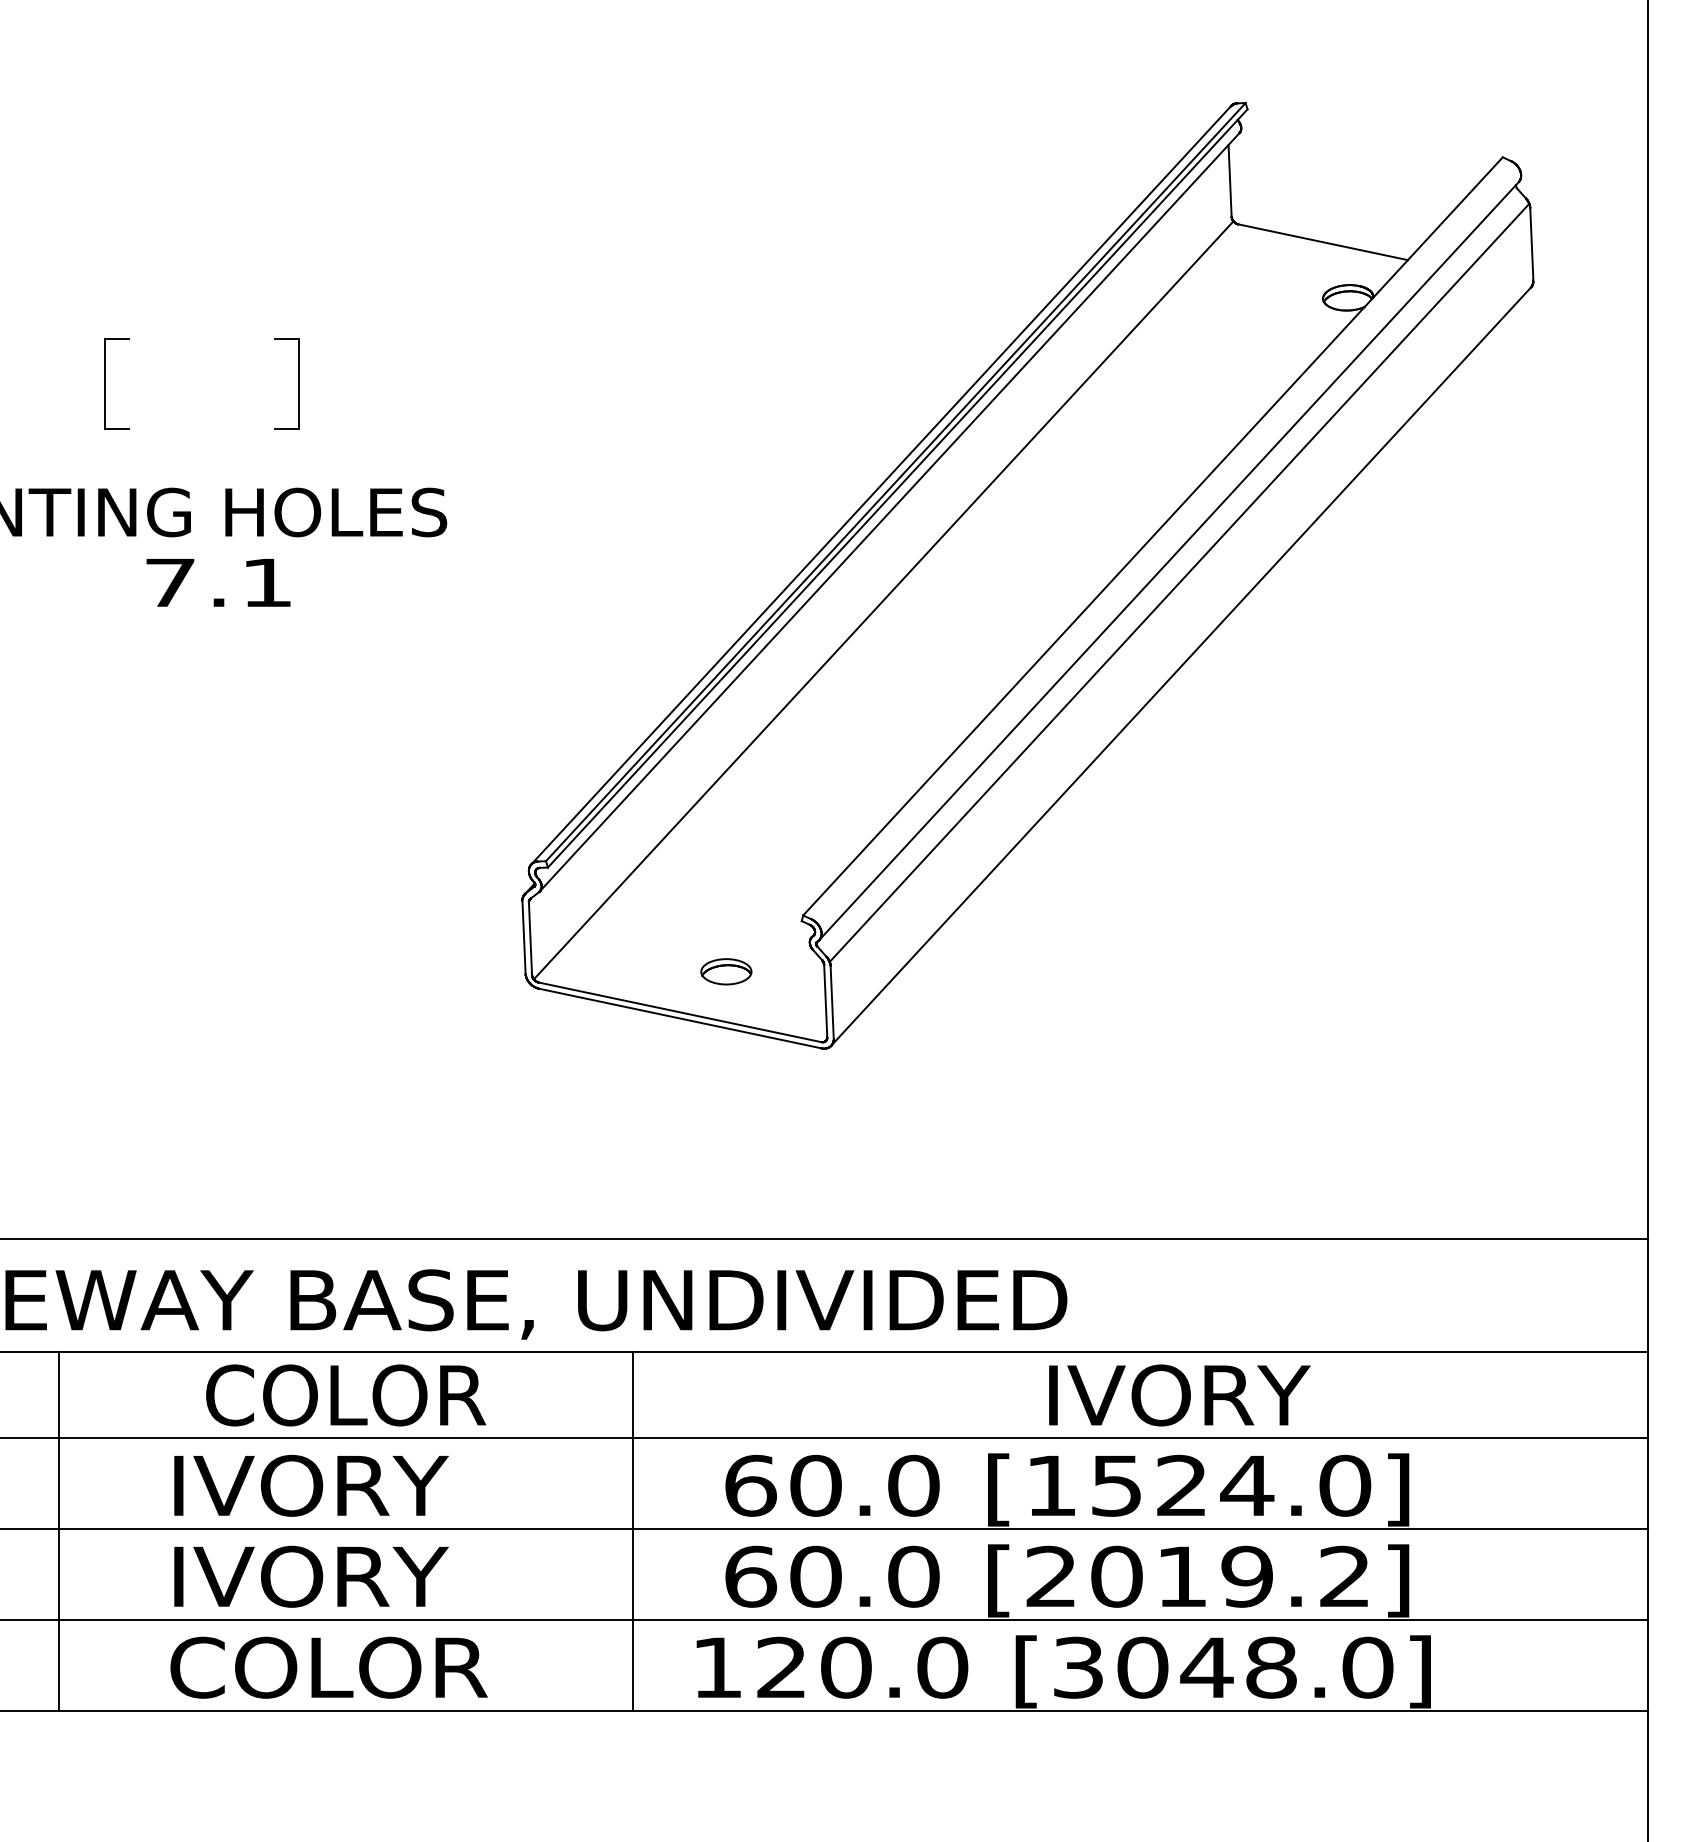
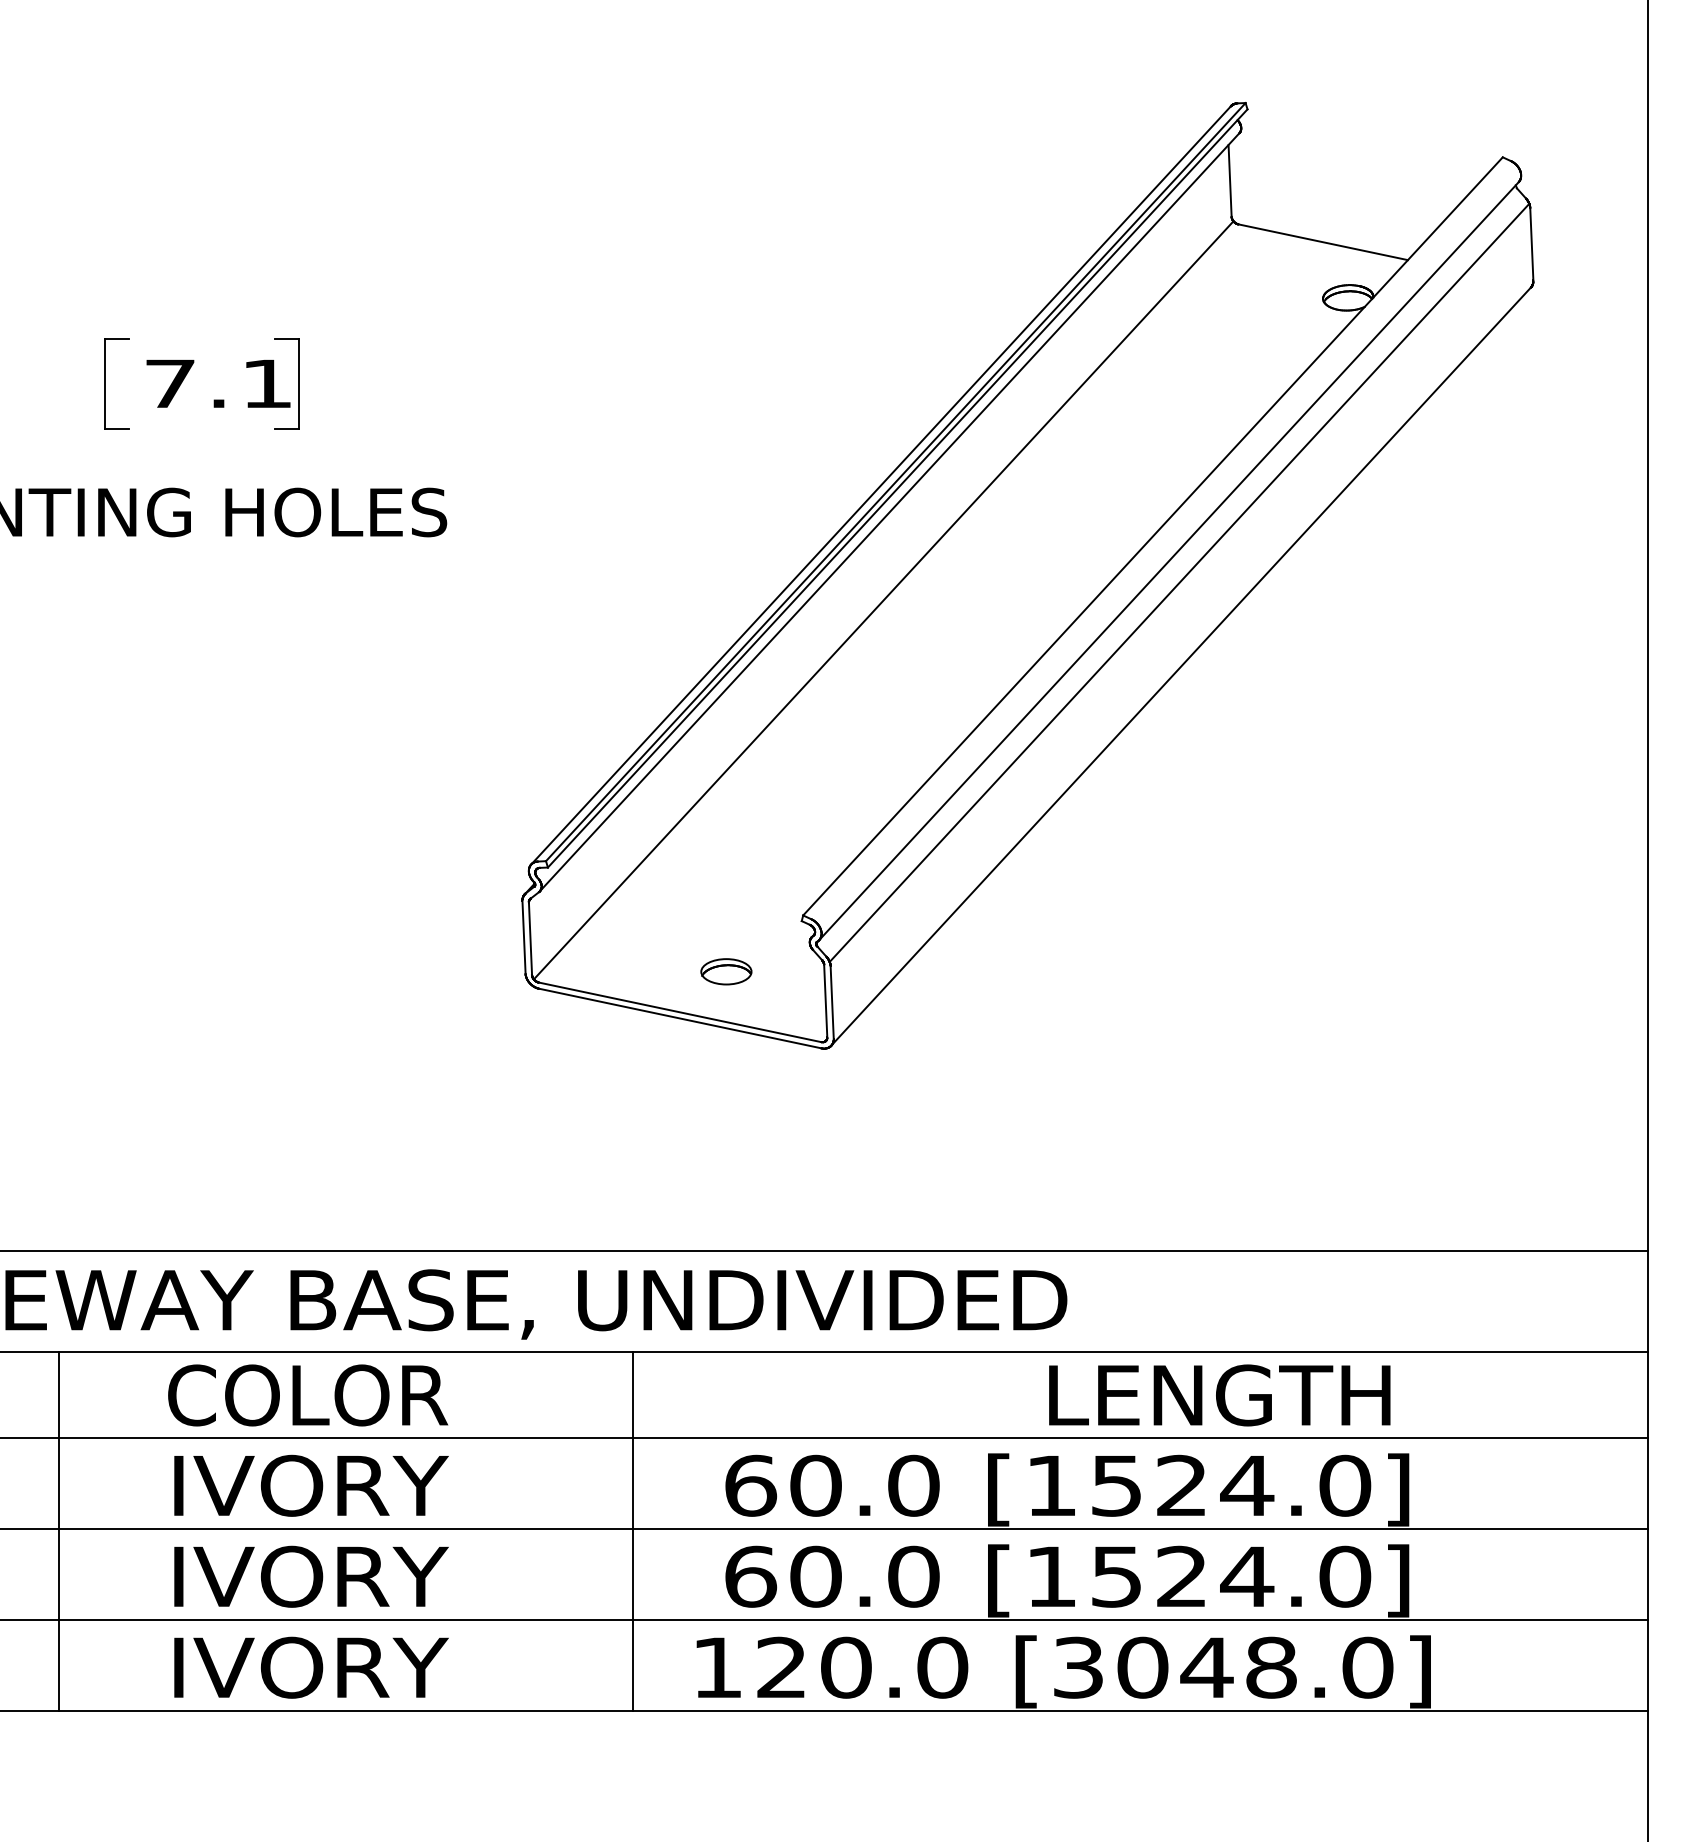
text position: (218, 582) -> (218, 383) (218, 383)
line position: (825, 1239) -> (825, 1251) (825, 1251)
text position: (346, 1395) -> (308, 1395) (308, 1395)
text: IVORY -> LENGTH (1223, 1395)
text: [2019.2] -> [1524.0] (1198, 1576)
text: COLOR -> IVORY (328, 1667)
